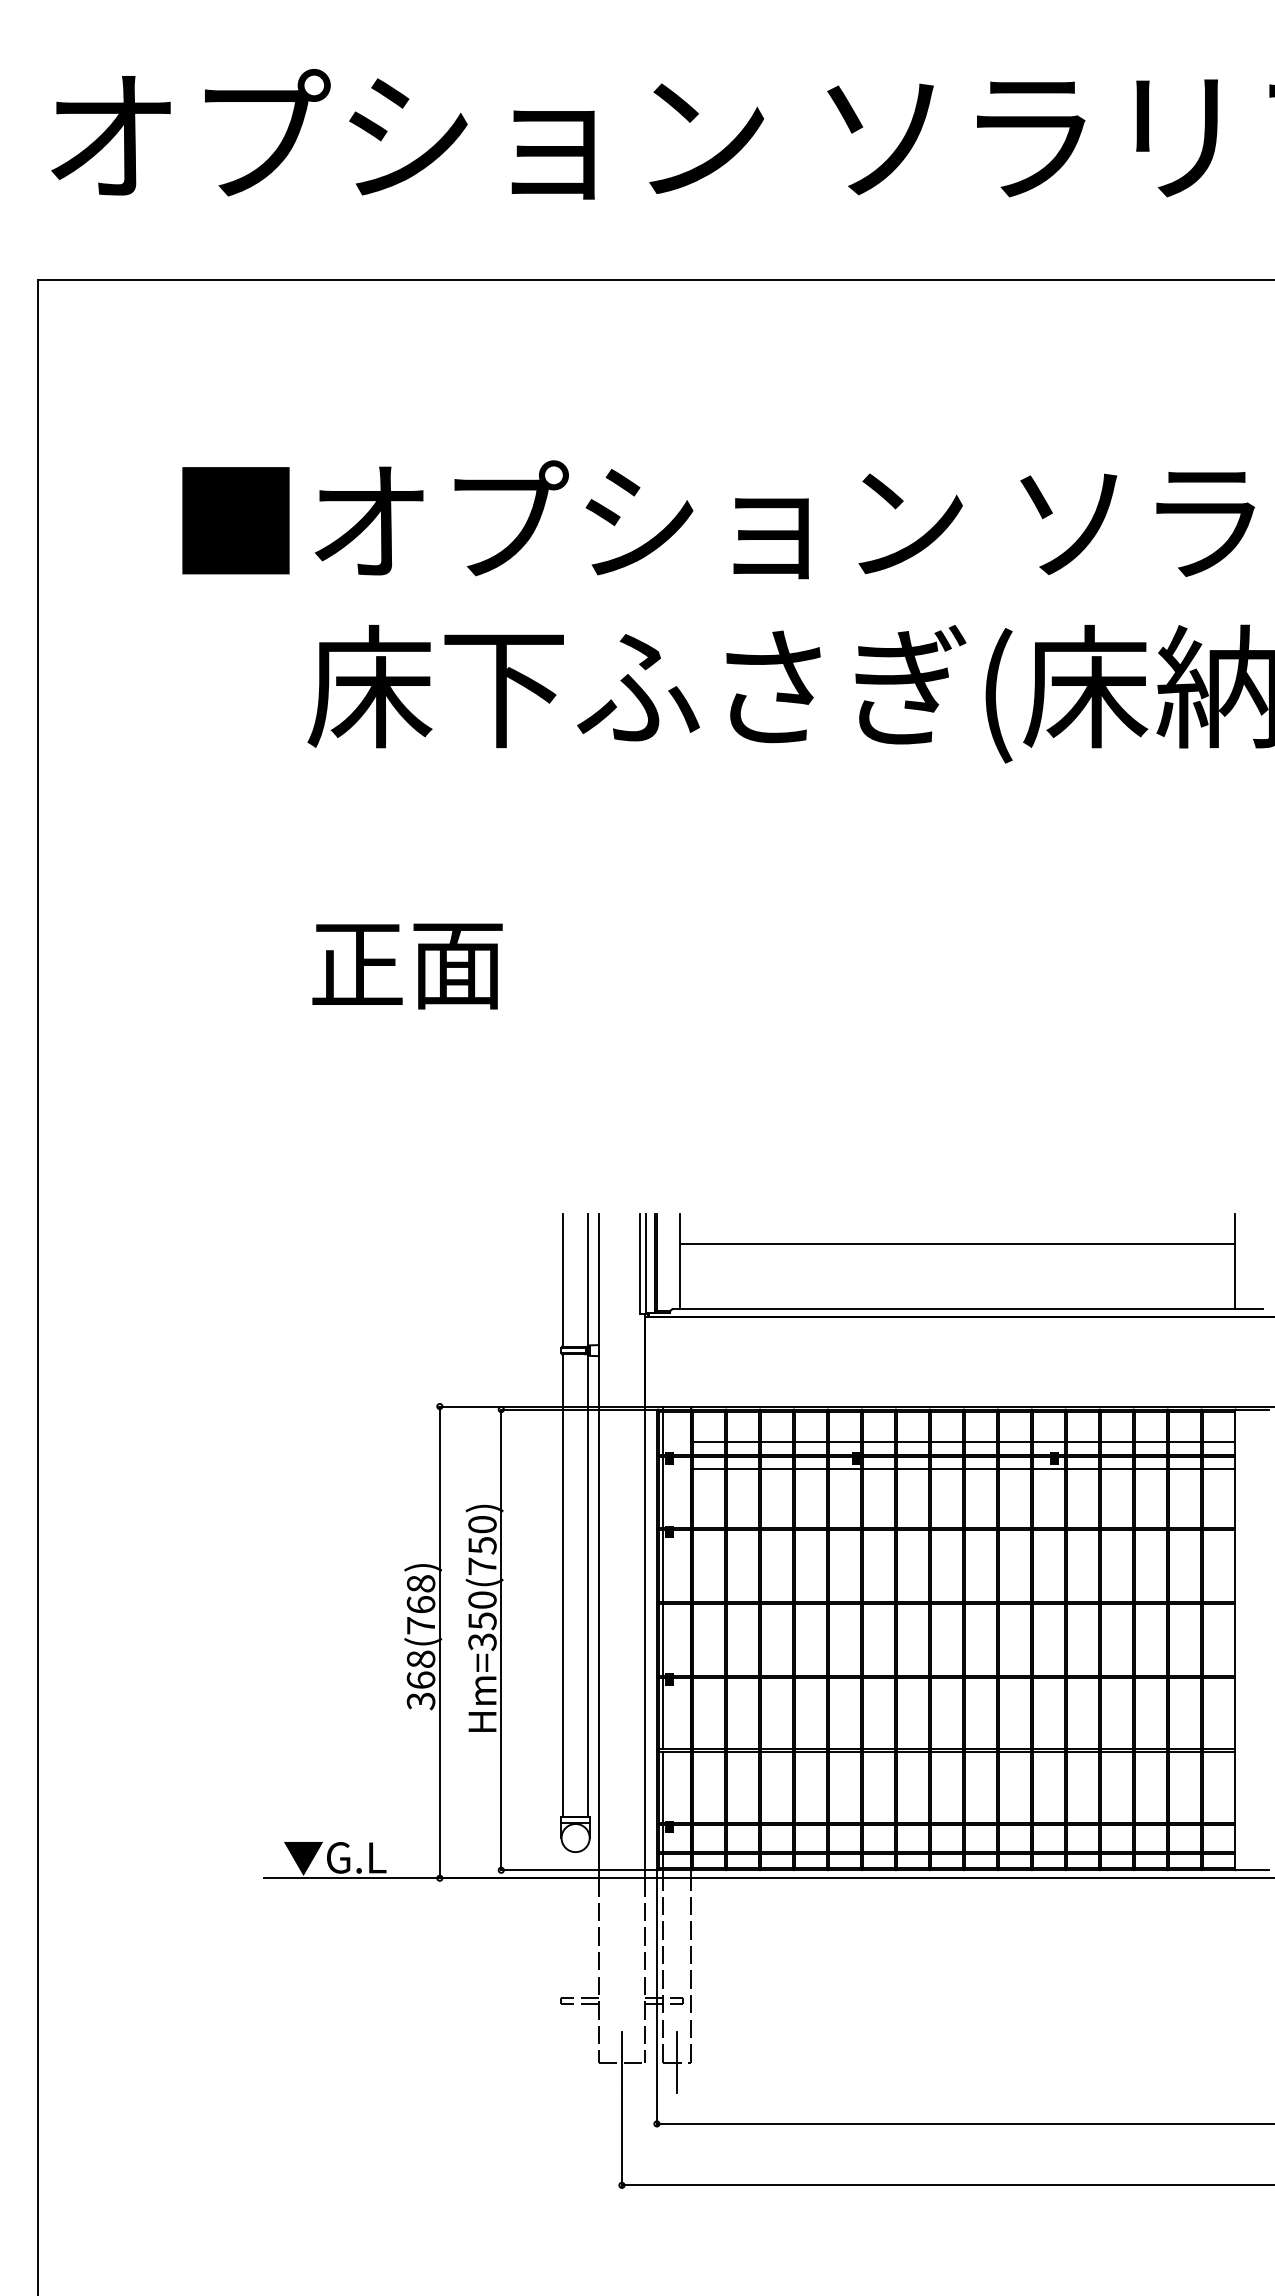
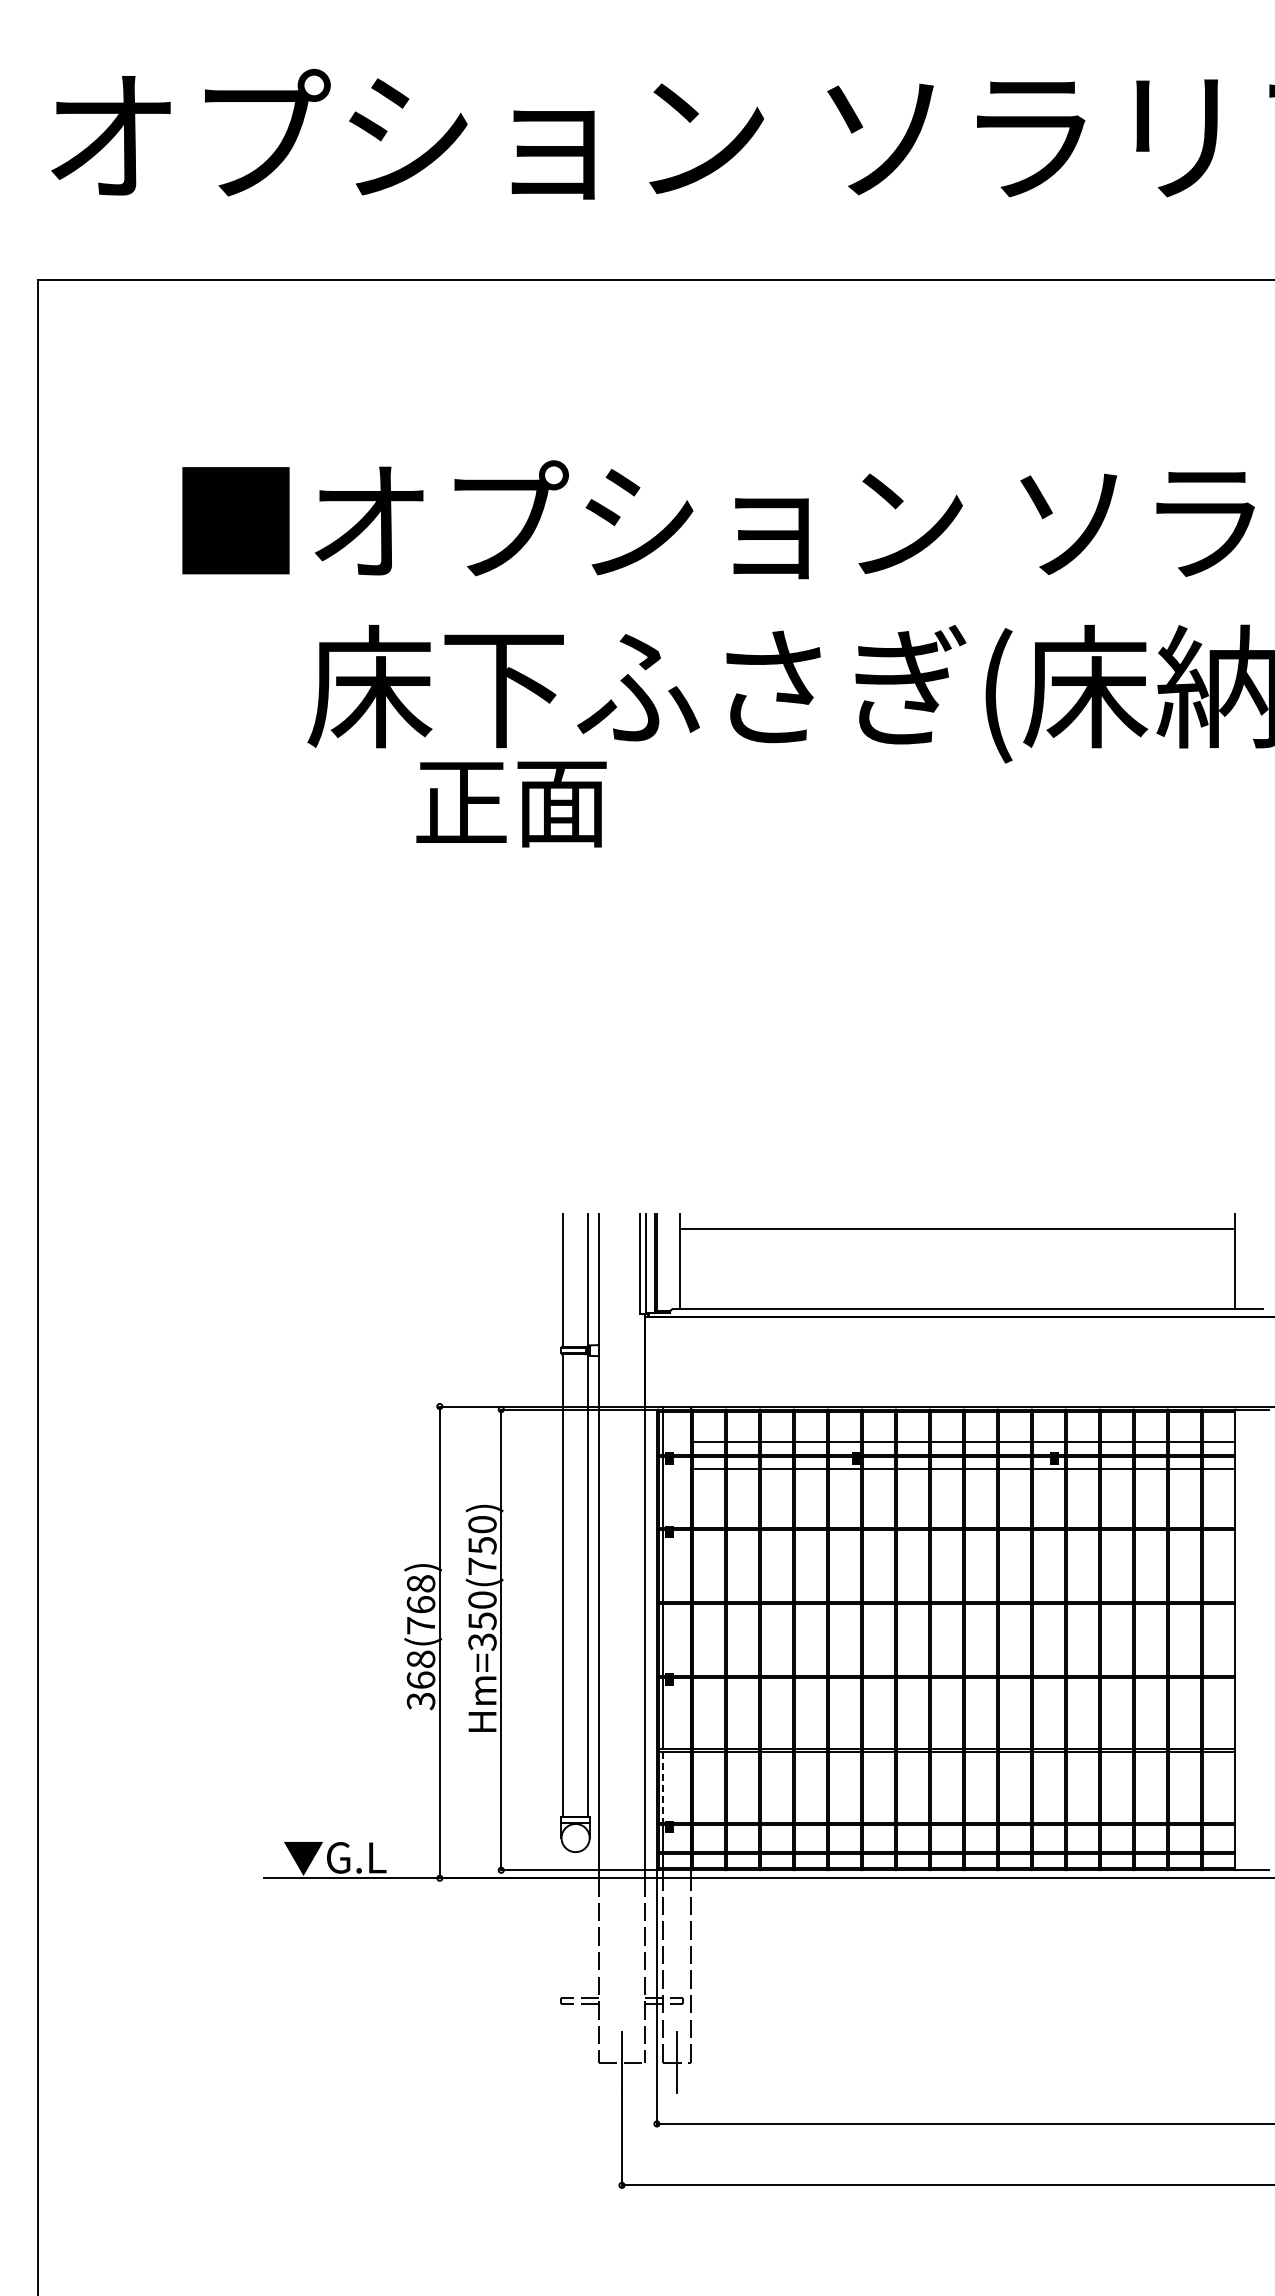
text position: (407, 966) -> (511, 804) (511, 804)
line position: (957, 1243) -> (957, 1228) (957, 1228)
line: solid -> dashed (663, 1787)
